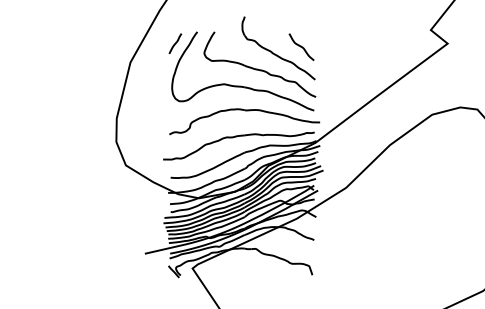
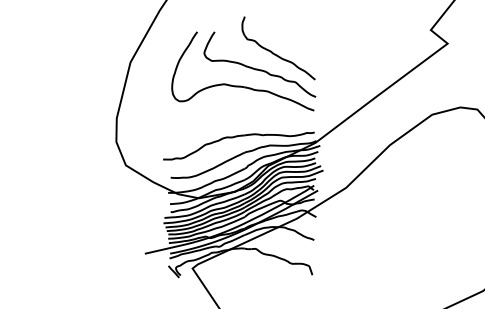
line: present -> none (175, 43)
curve: present -> none (301, 46)
part: present -> none (244, 111)
